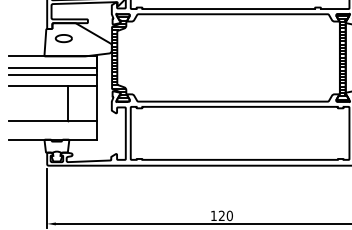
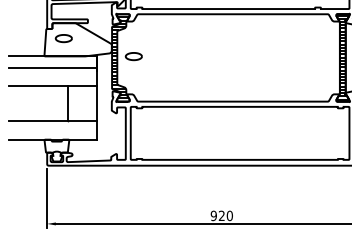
part: none -> present (133, 56)
line: present -> none (52, 74)
text: 120 -> 920 (213, 215)
